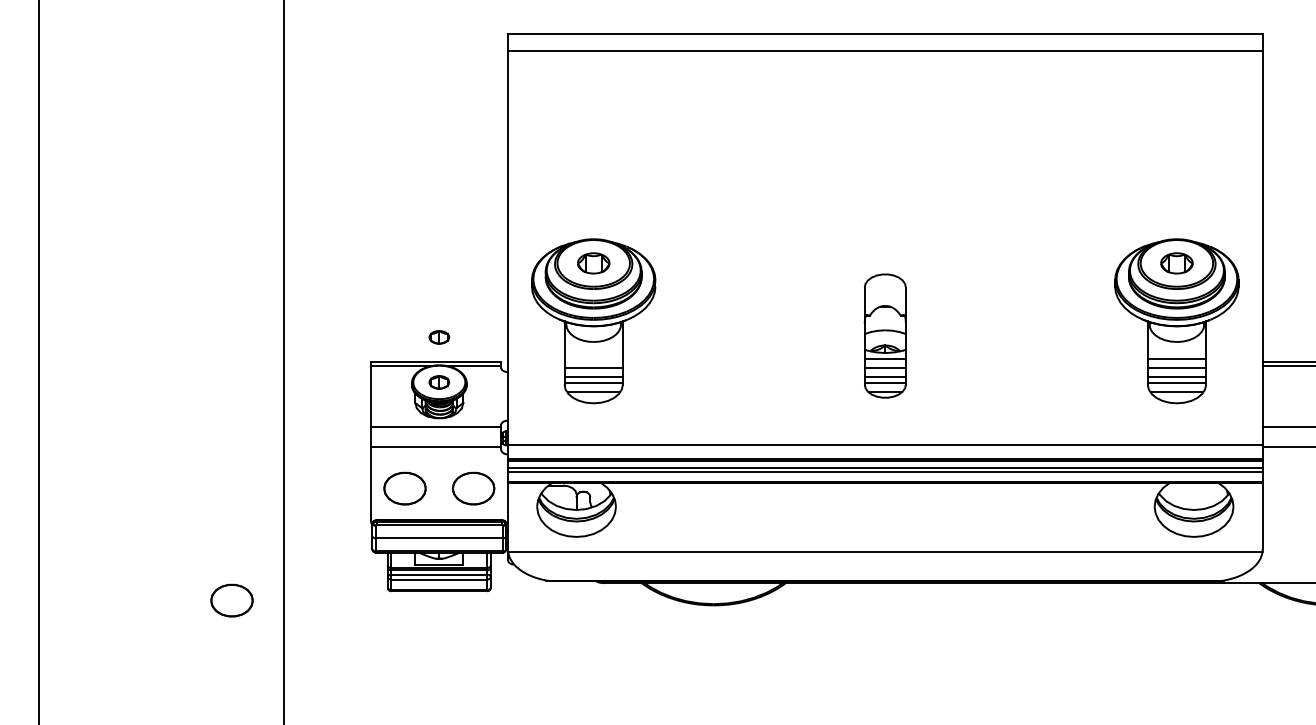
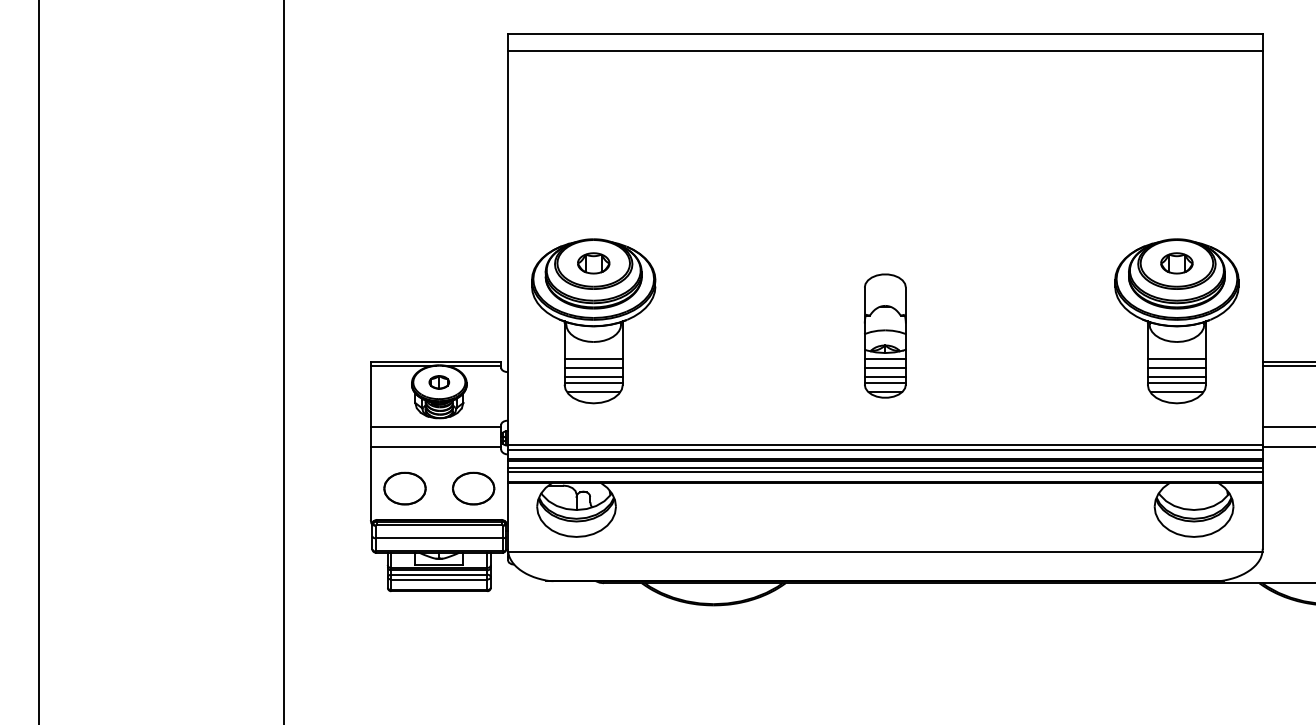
part: present -> none (439, 337)
line: none -> present (593, 358)
line: none -> present (884, 450)
part: present -> none (231, 600)
